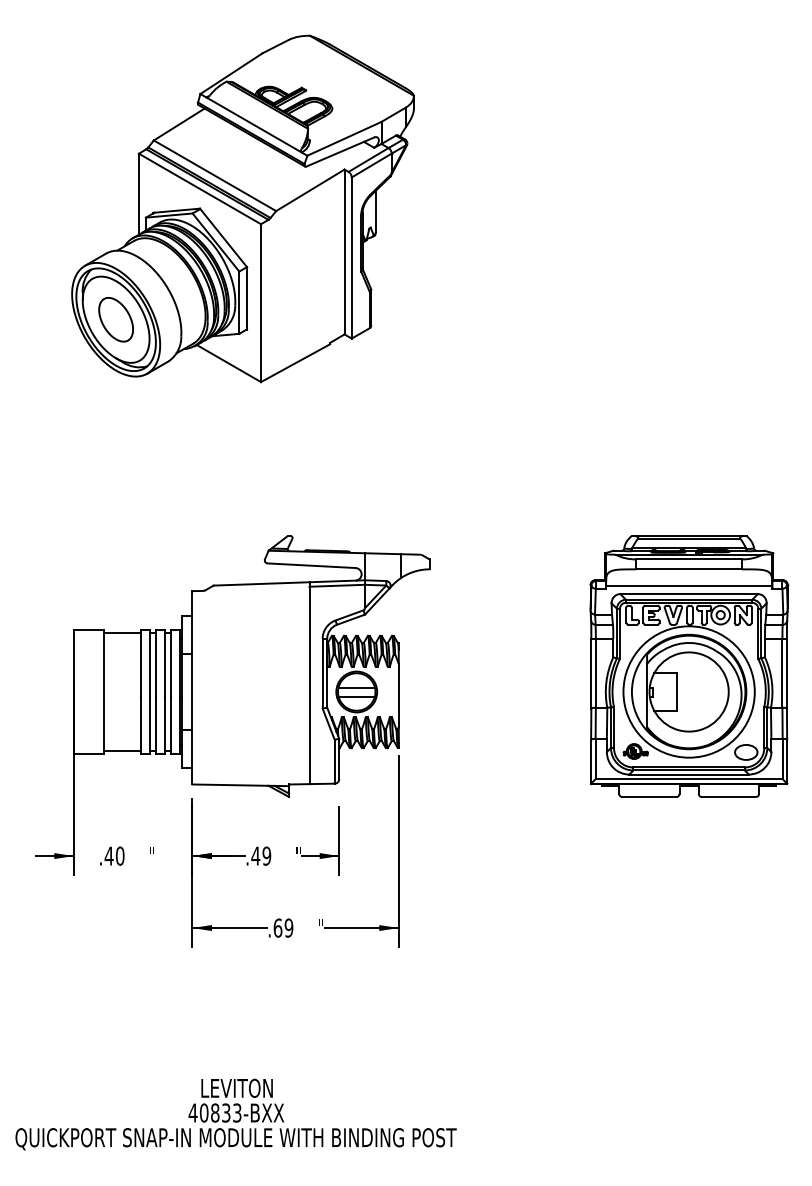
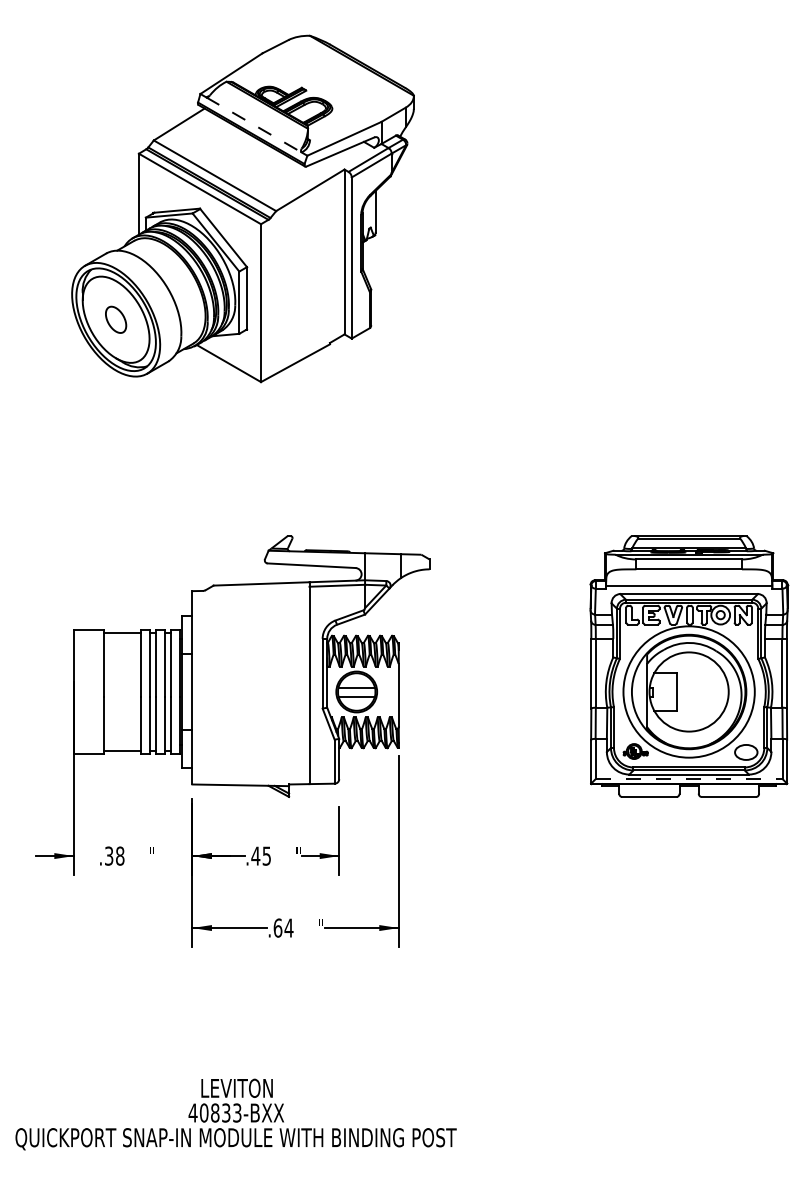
line: solid -> dashed (254, 125)
part size: 36x46 px -> 23x29 px (116, 319)
line: solid -> dashed (689, 779)
text: .40 -> .38 (114, 855)
text: .49 -> .45 (266, 855)
text: .69 -> .64 (288, 927)
